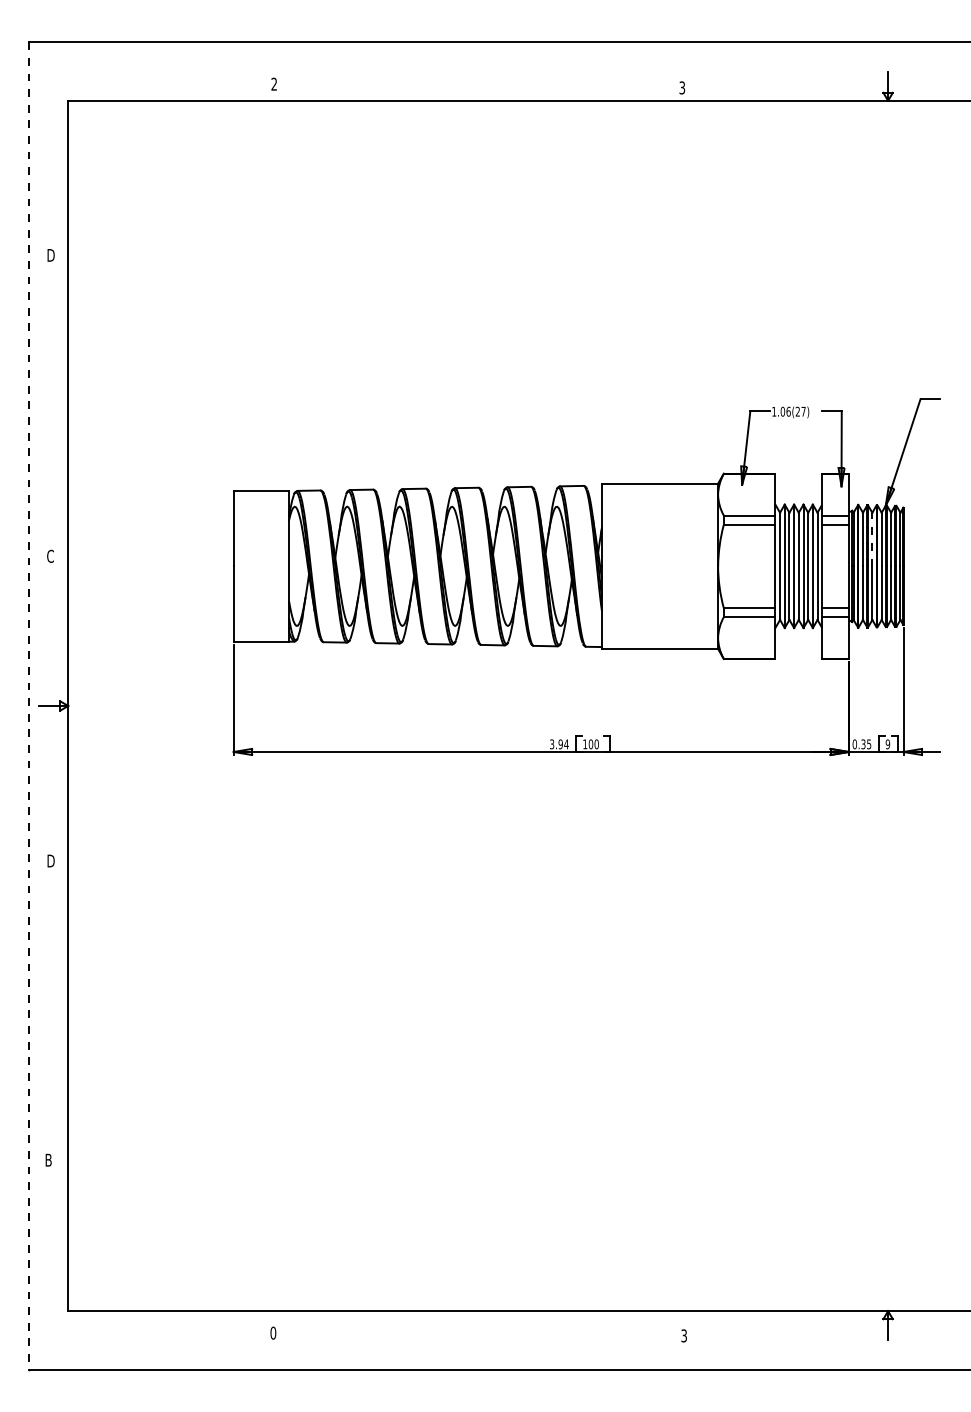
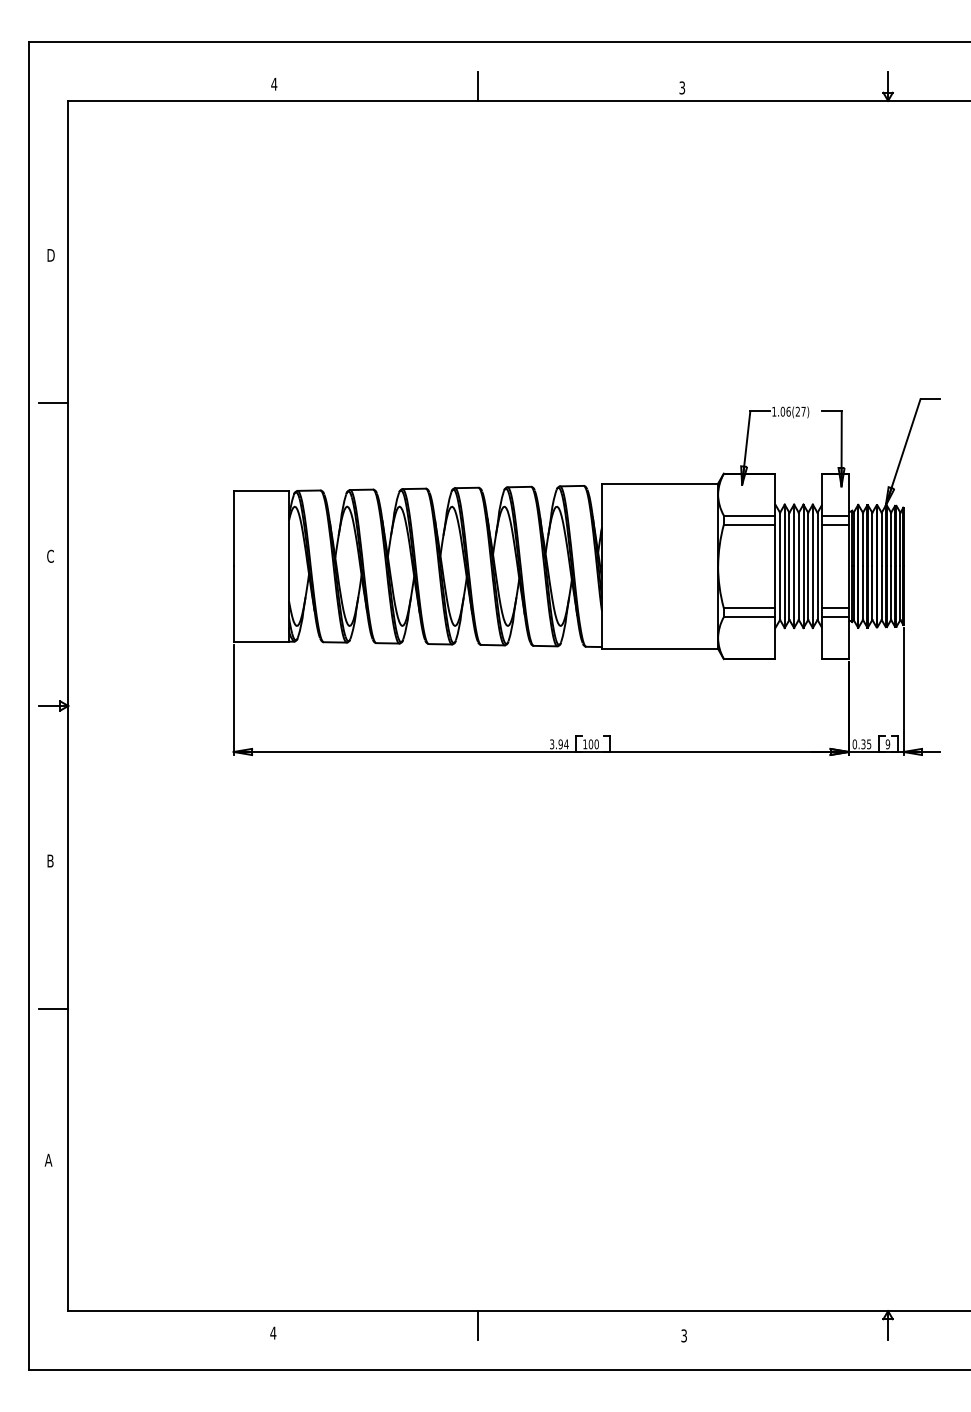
text: 2 -> 4 (274, 83)
line: none -> present (478, 85)
line: none -> present (53, 403)
line: dashed -> solid (872, 539)
line: dashed -> solid (29, 706)
text: D -> B (51, 861)
line: none -> present (53, 1008)
text: B -> A (48, 1159)
line: none -> present (478, 1325)
text: 0 -> 4 (273, 1332)
